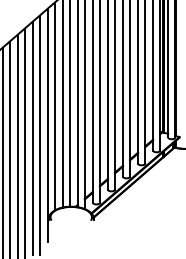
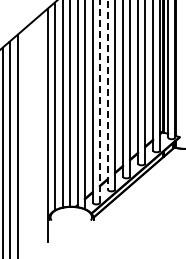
line: solid -> dashed (107, 95)
line: solid -> dashed (99, 101)
line: present -> none (39, 134)
line: present -> none (32, 137)
line: present -> none (24, 141)
